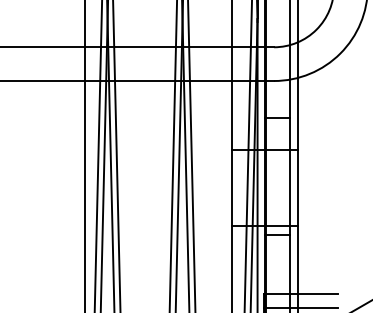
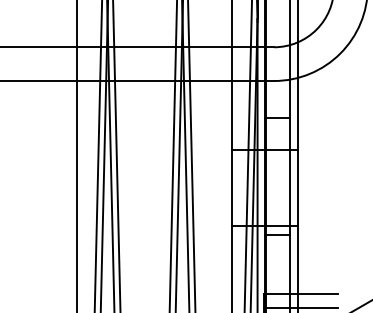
line position: (85, 155) -> (77, 155) (77, 155)
